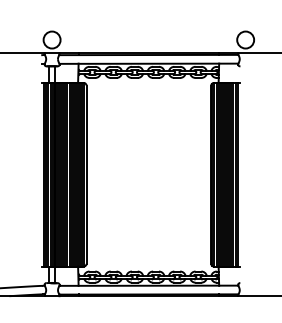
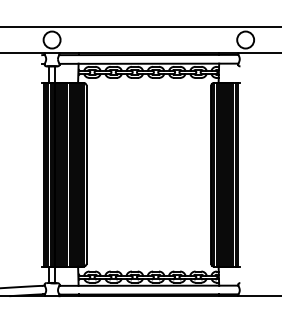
line: none -> present (140, 26)
